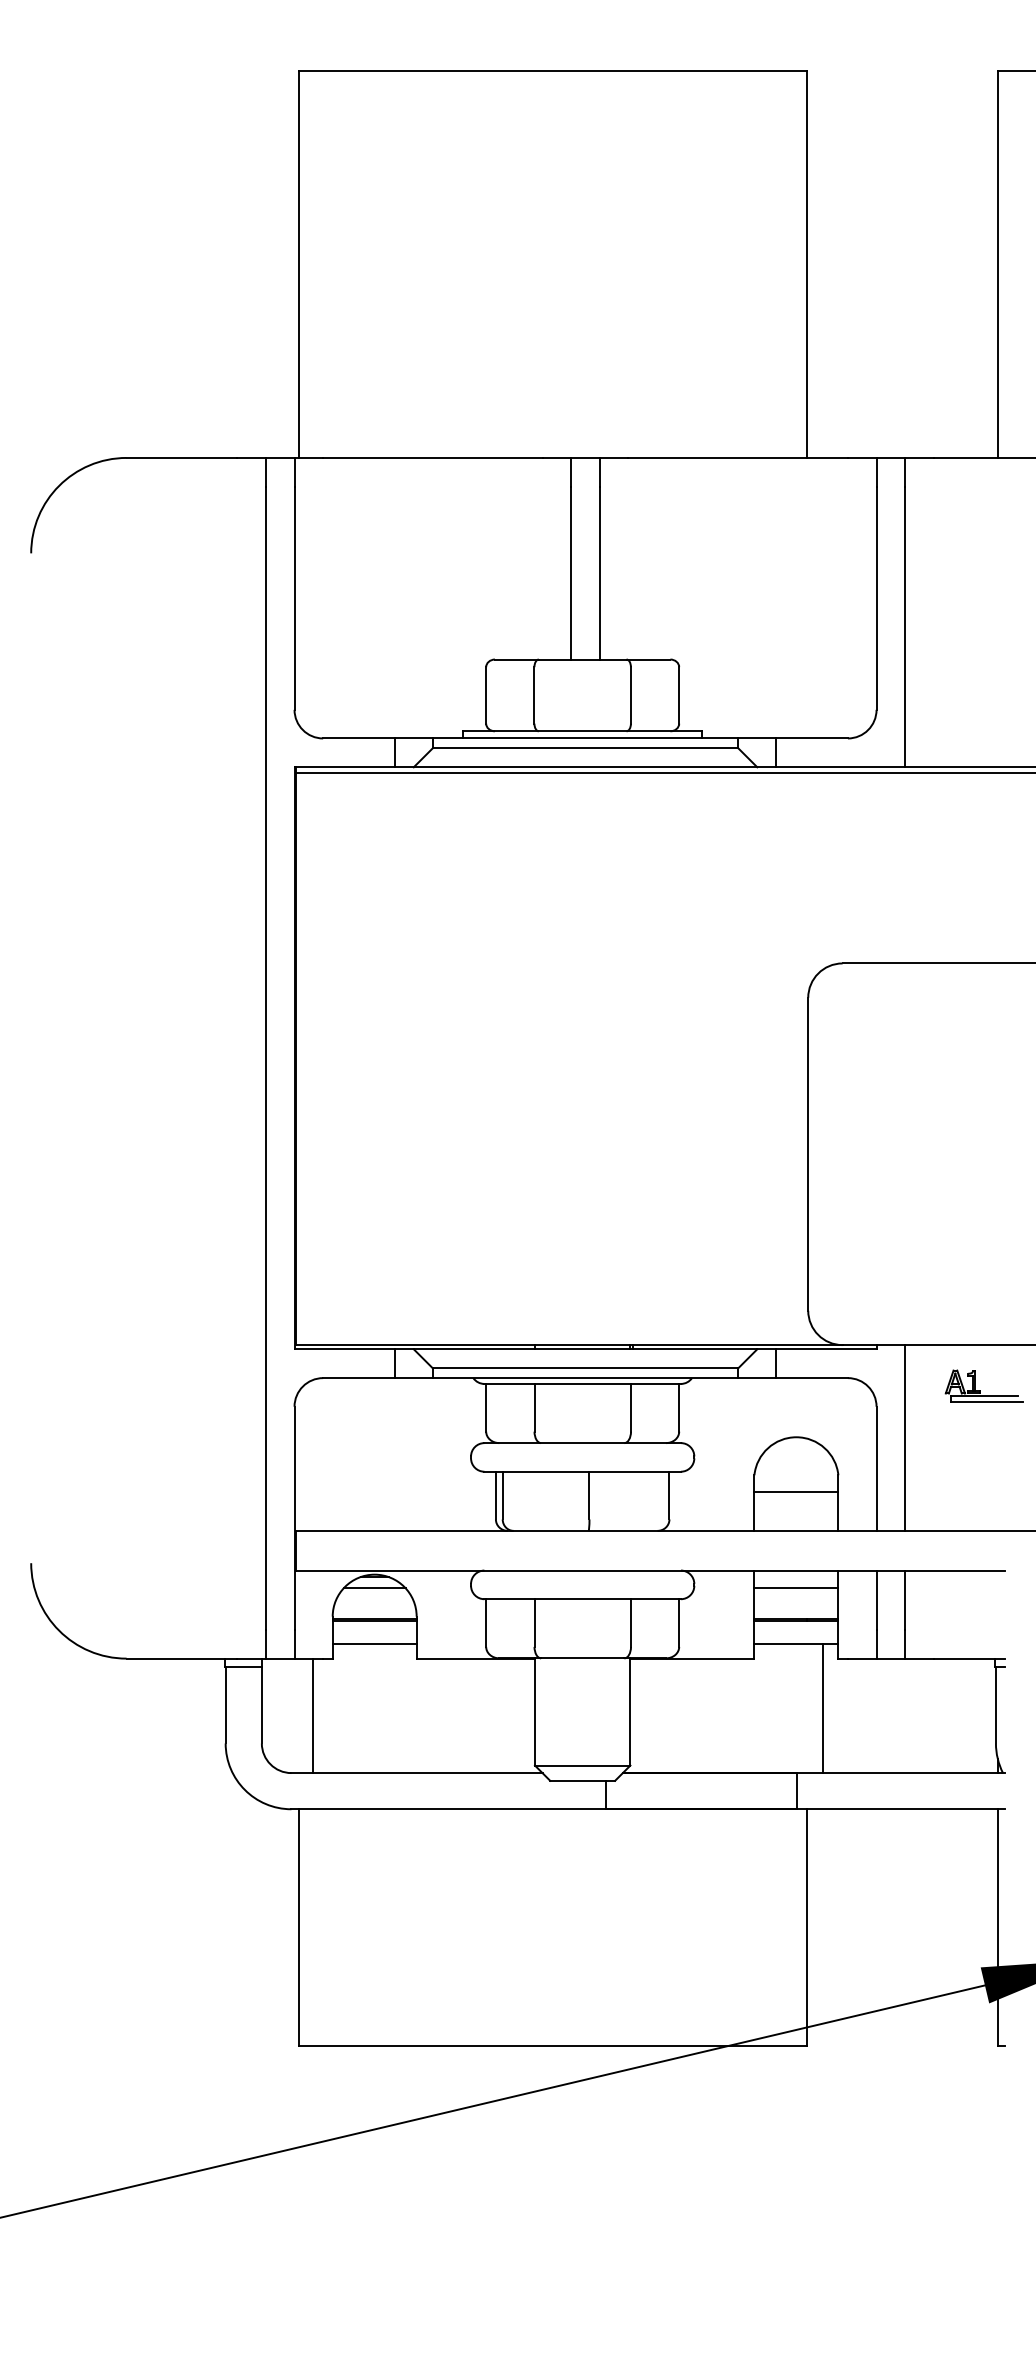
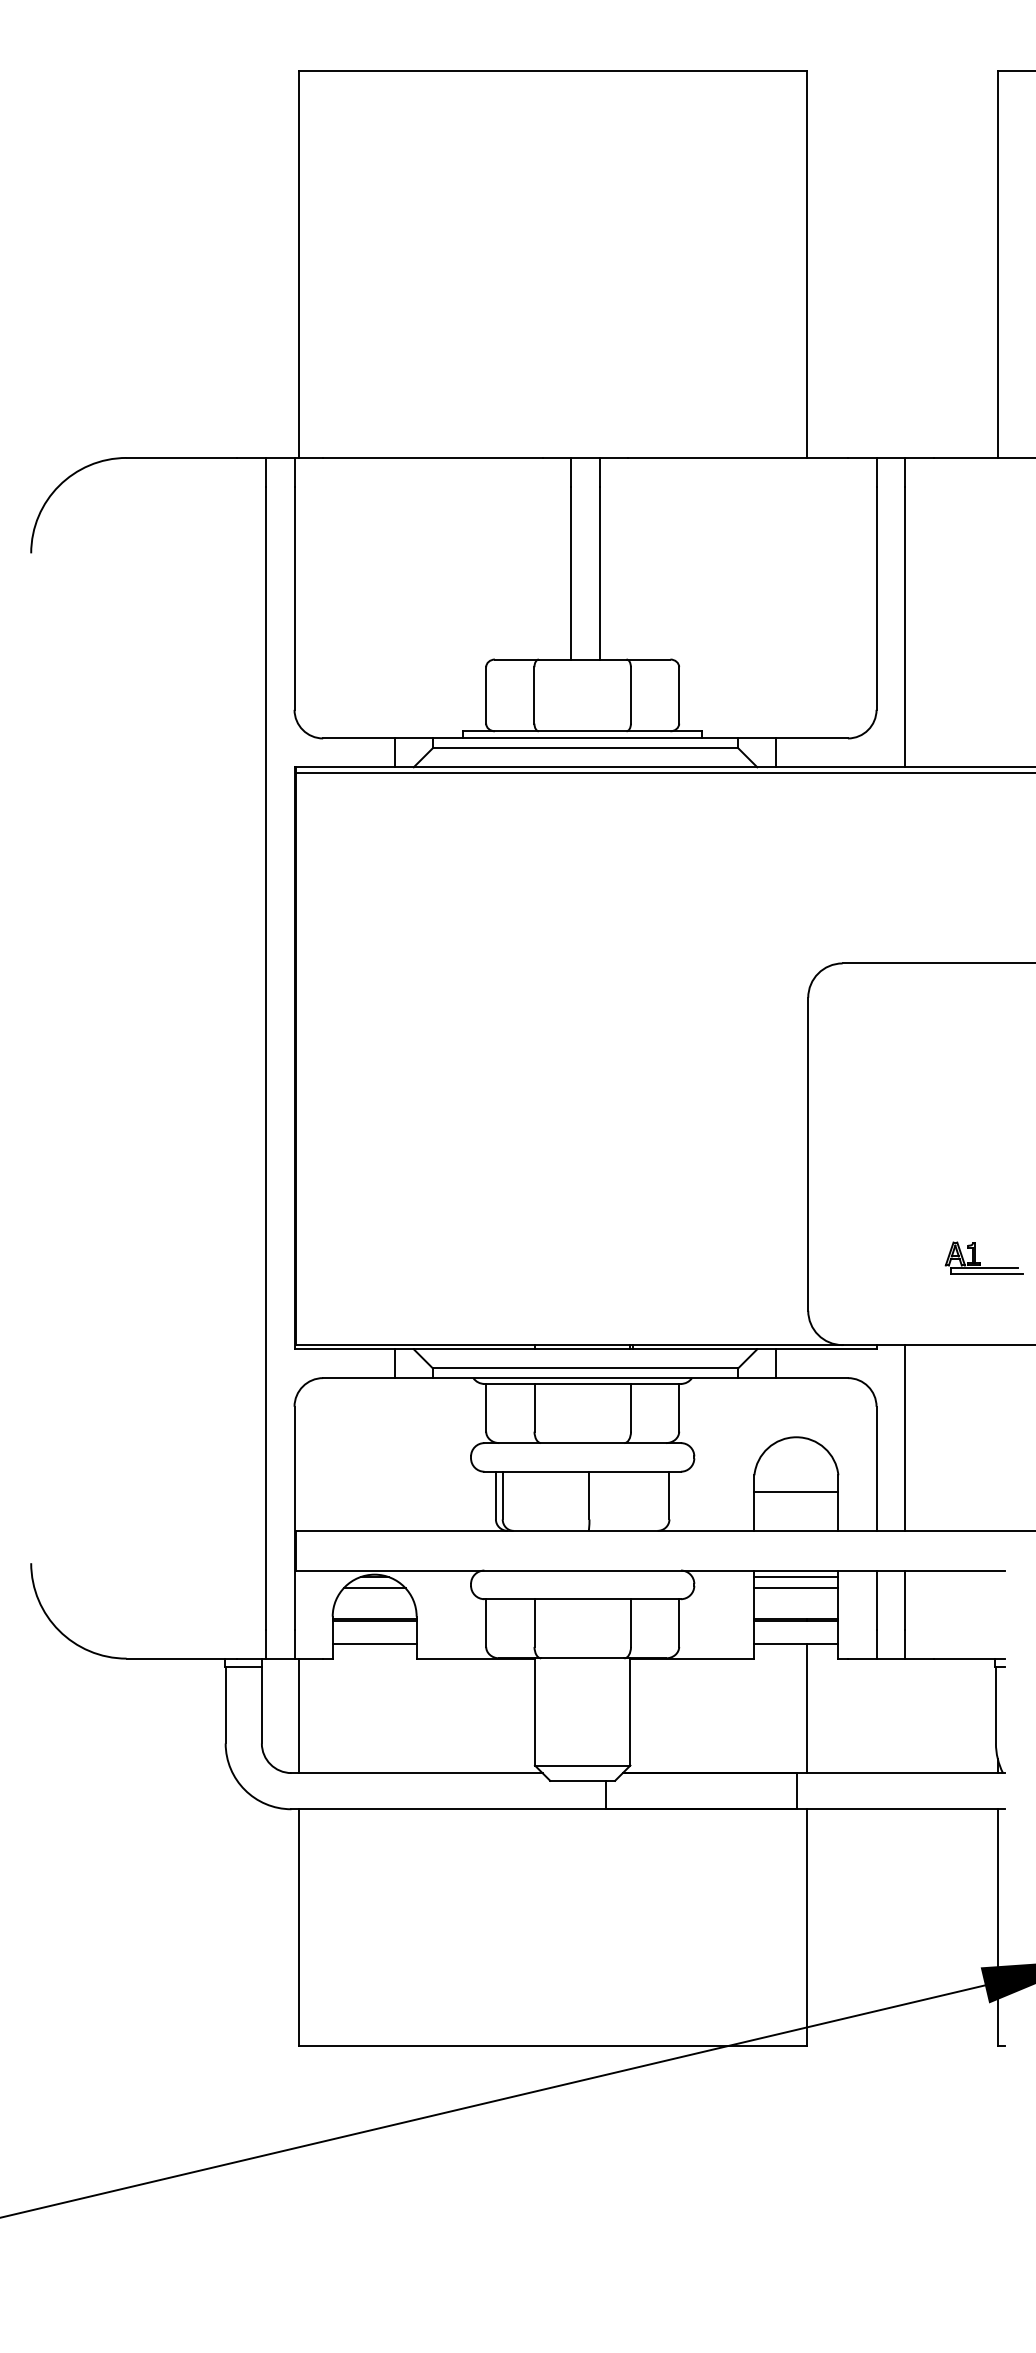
part position: (983, 1385) -> (983, 1257) (983, 1257)
line: none -> present (796, 1577)
line position: (822, 1708) -> (806, 1708) (806, 1708)
line position: (313, 1715) -> (299, 1715) (299, 1715)
